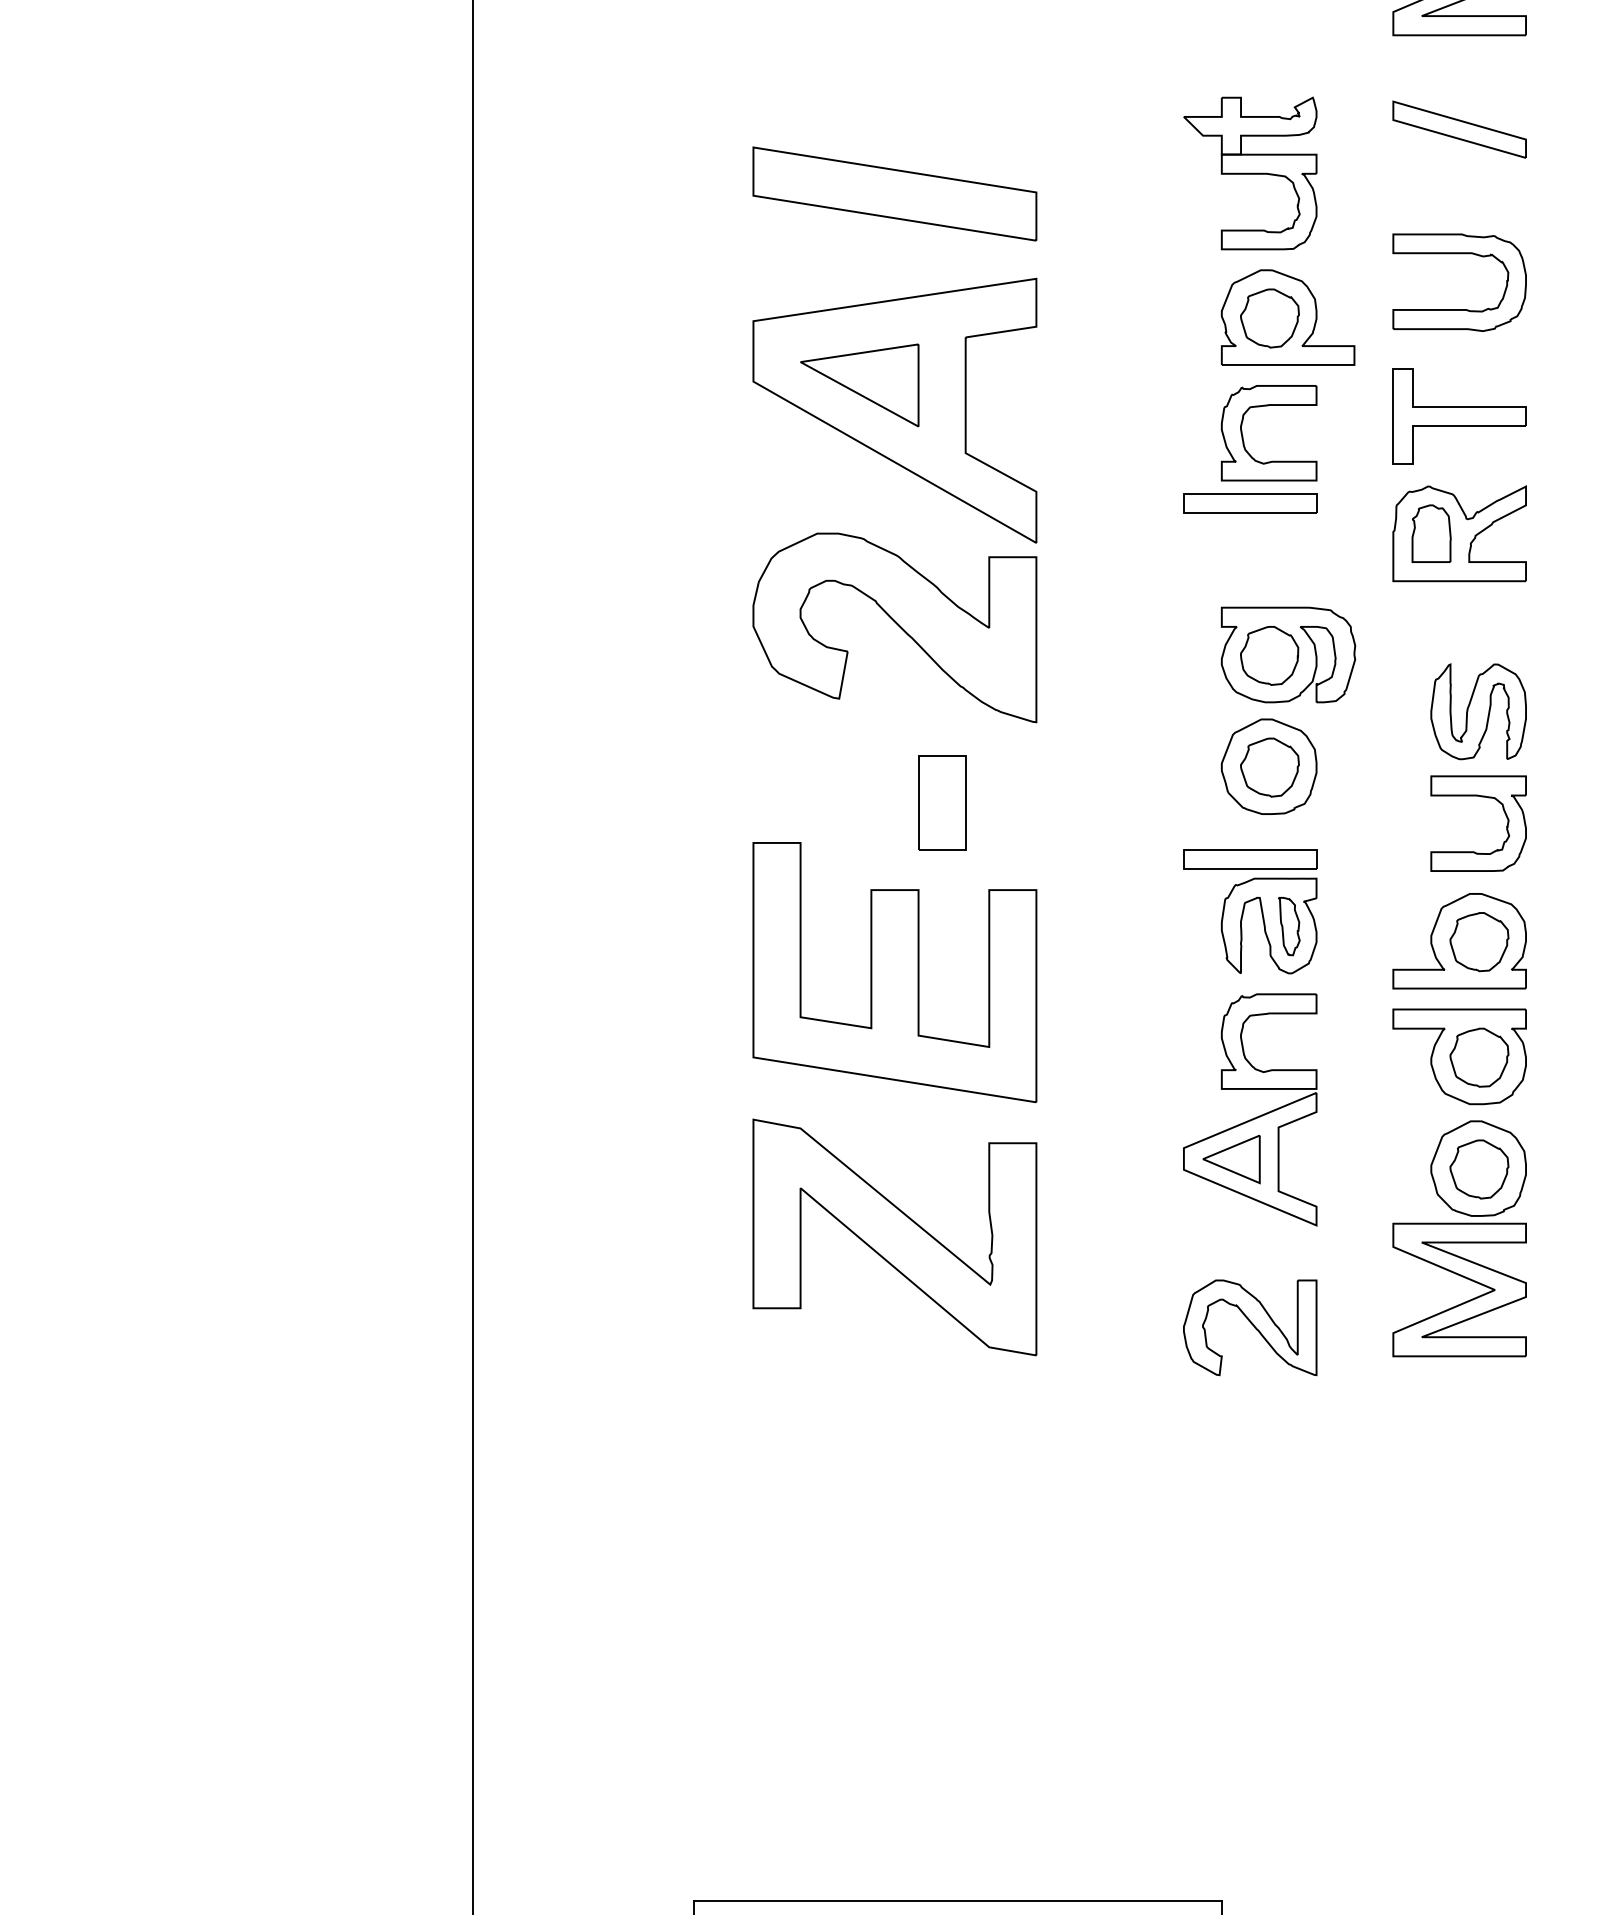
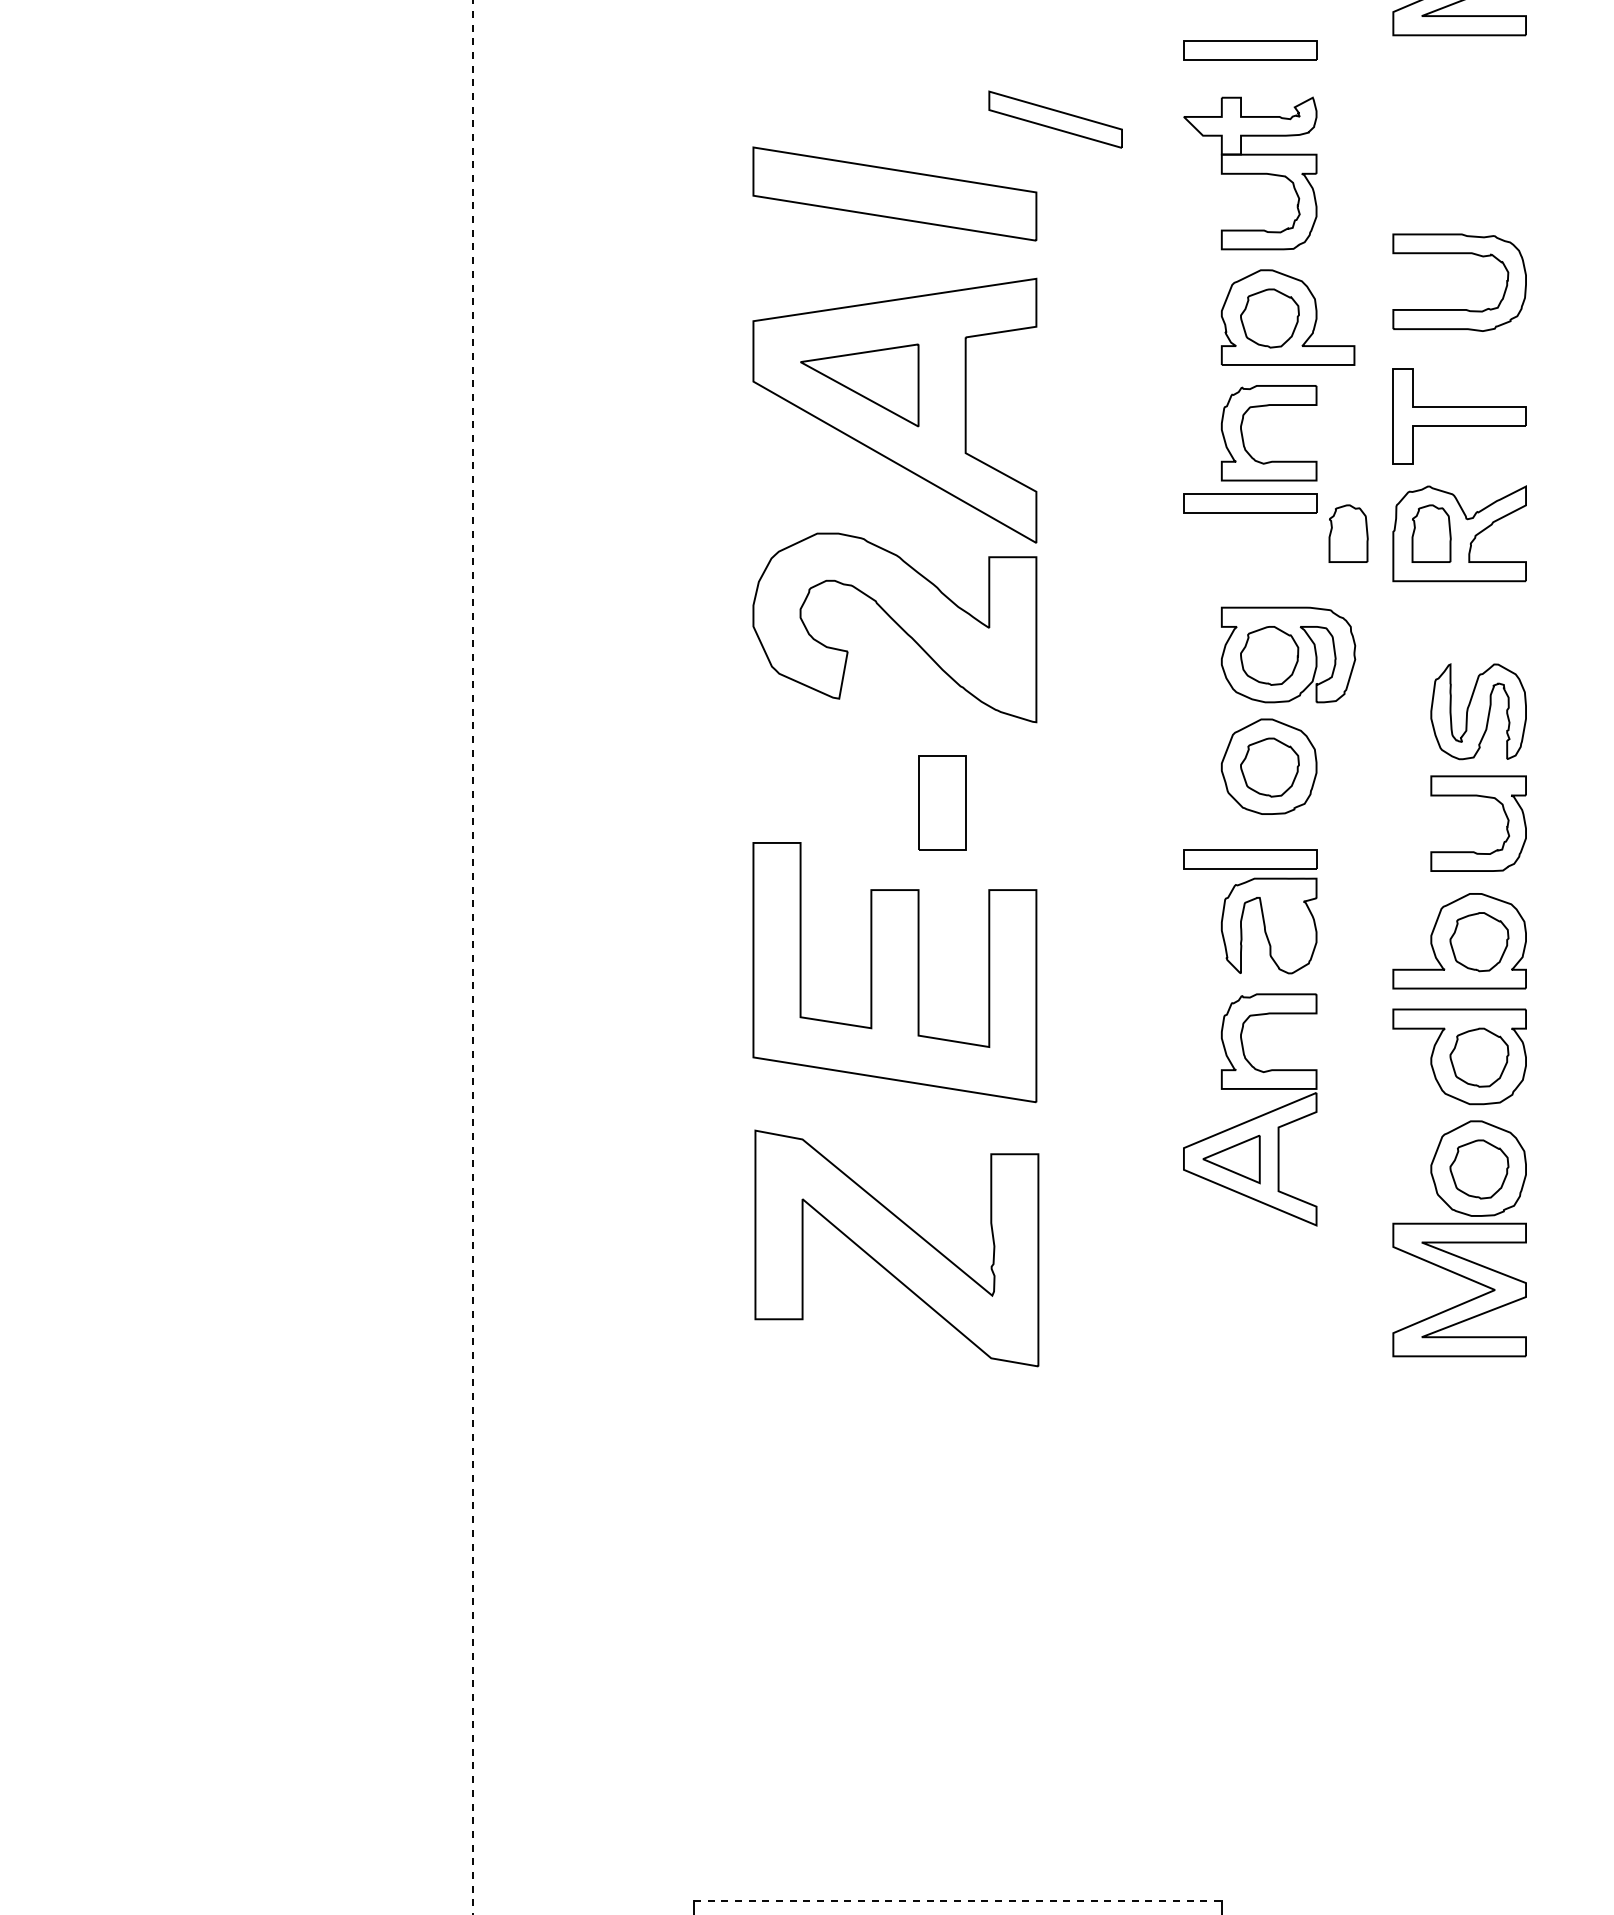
part: none -> present (1250, 50)
part position: (1459, 129) -> (1055, 119) (1055, 119)
part: none -> present (1348, 533)
part: present -> none (1289, 926)
line: solid -> dashed (473, 957)
part position: (894, 1237) -> (896, 1248) (896, 1248)
part: present -> none (1250, 1327)
line: solid -> dashed (958, 1900)
